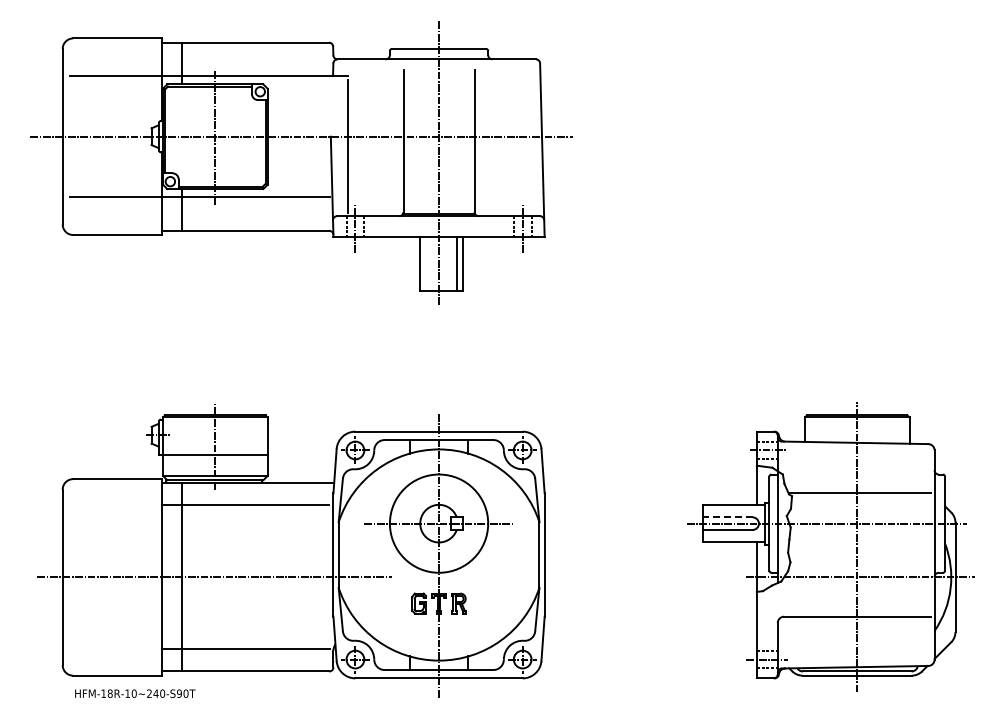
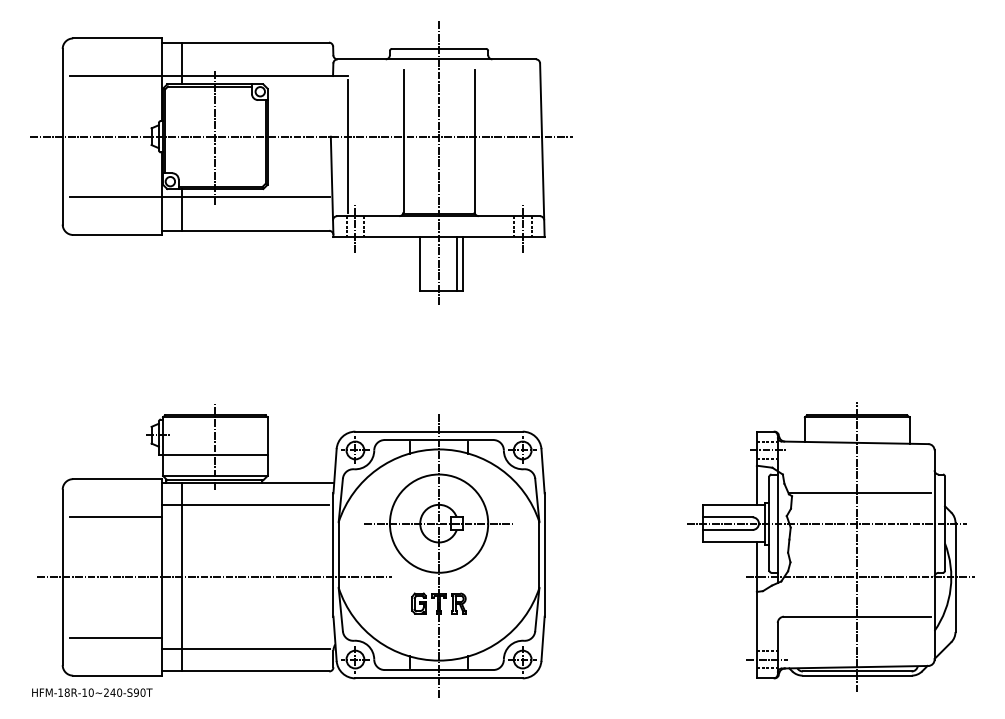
line: none -> present (116, 516)
line: dashed -> solid (727, 517)
line: none -> present (116, 638)
text position: (135, 693) -> (92, 692) (92, 692)
